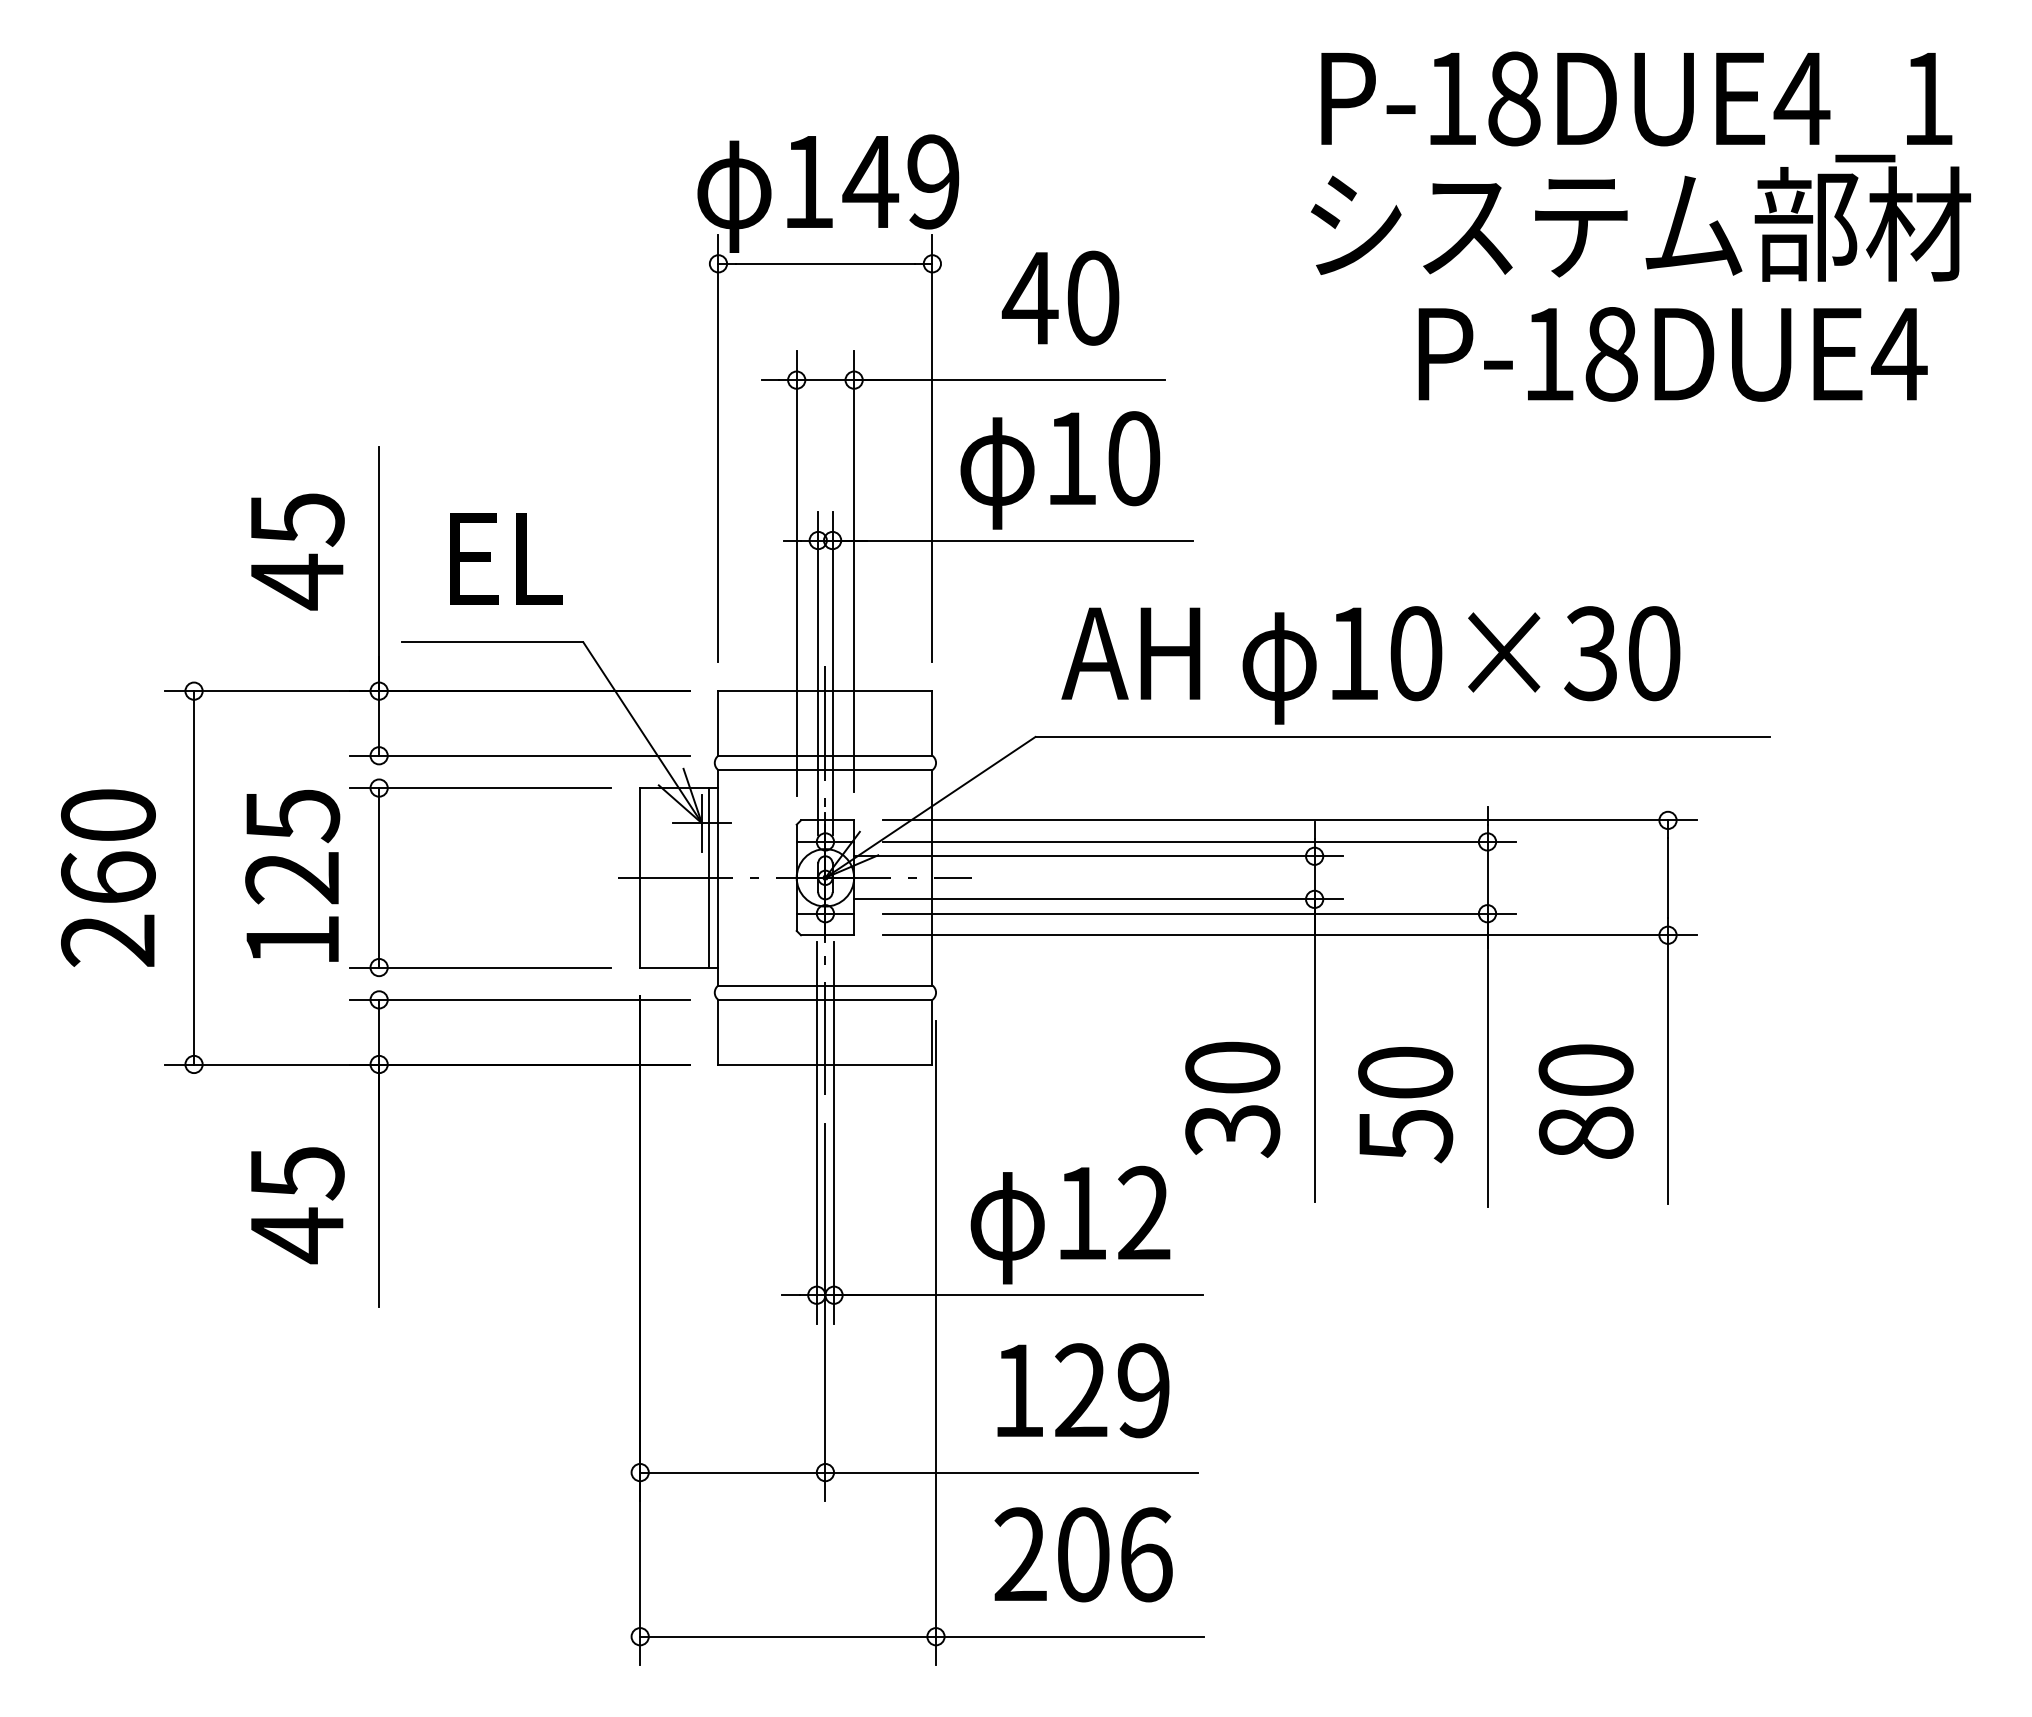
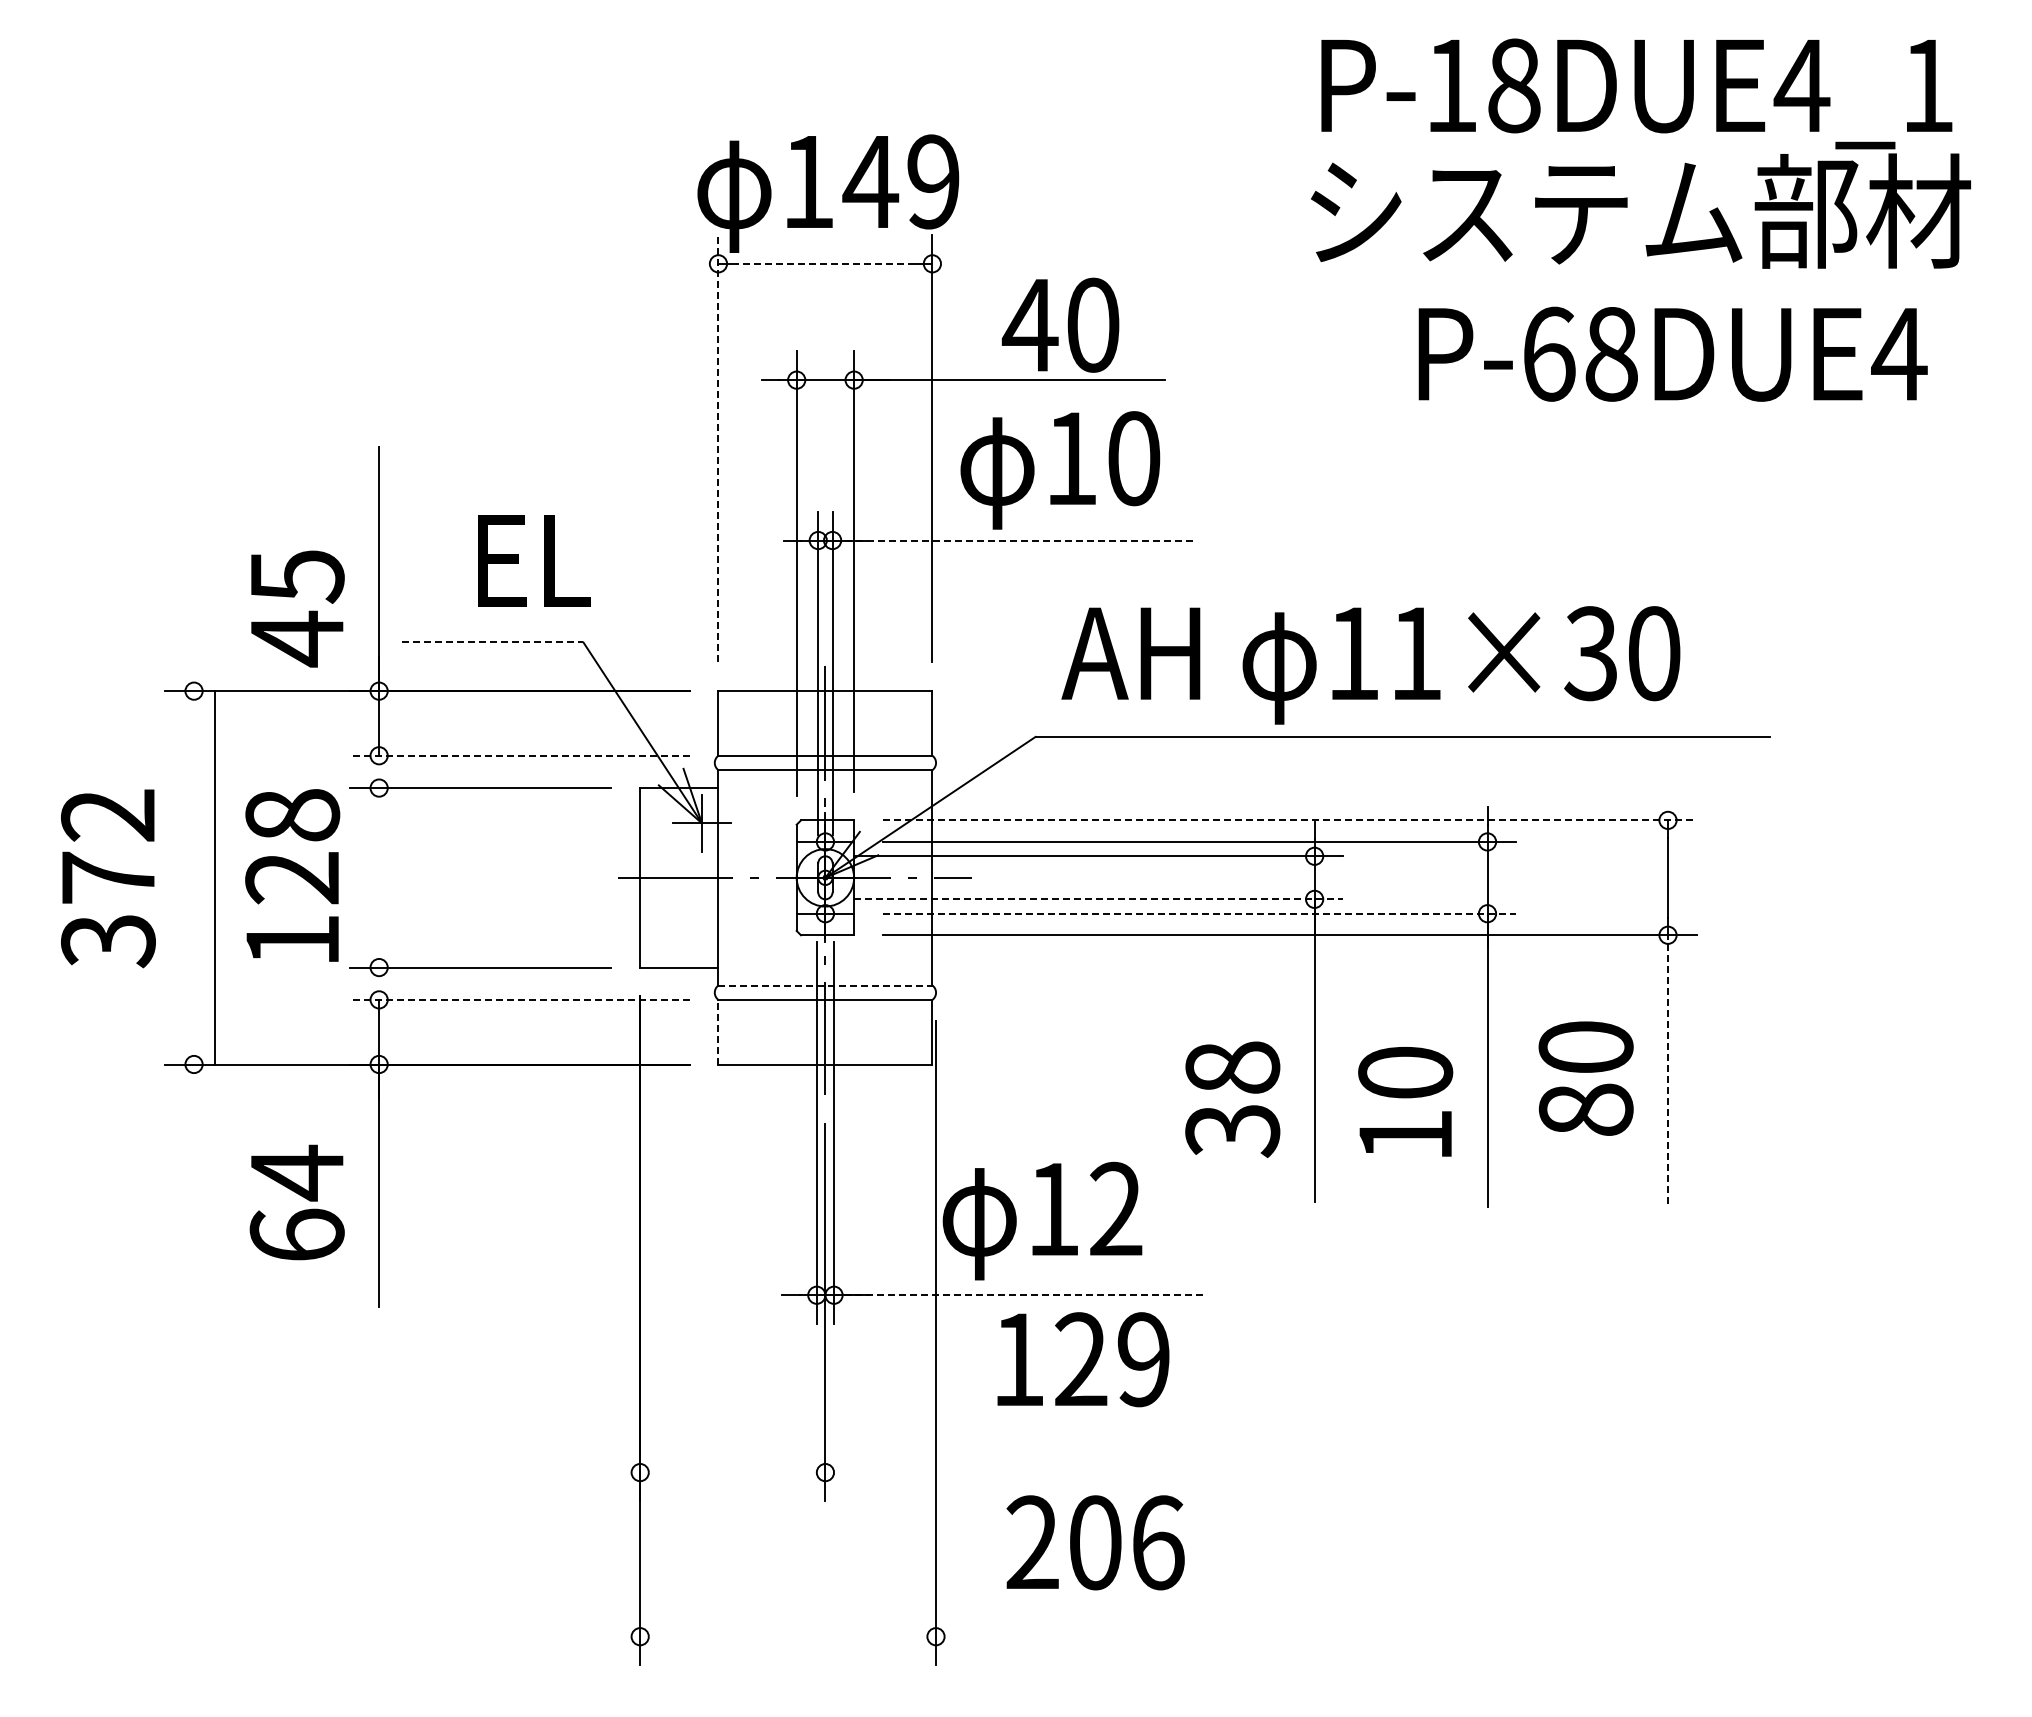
text position: (1640, 166) -> (1640, 153) (1640, 153)
line: solid -> dashed (825, 263)
text position: (1060, 297) -> (1060, 324) (1060, 324)
text: P-18DUE4 -> P-68DUE4 (1549, 353)
line: solid -> dashed (718, 448)
line: solid -> dashed (1012, 540)
text position: (297, 551) -> (297, 608) (297, 608)
text position: (506, 558) -> (534, 560) (534, 560)
line: solid -> dashed (492, 642)
text: 10×30 -> 11×30 (1416, 653)
line: solid -> dashed (520, 755)
text: 125 -> 128 (292, 816)
line: solid -> dashed (1289, 820)
line position: (194, 877) -> (215, 877) (215, 877)
line: present -> none (379, 877)
line: present -> none (709, 877)
text: 260 -> 372 (108, 878)
line: solid -> dashed (1098, 899)
line: solid -> dashed (1199, 913)
line: solid -> dashed (825, 985)
line: solid -> dashed (520, 999)
line: solid -> dashed (718, 1031)
text: 30 -> 38 (1232, 1067)
line: solid -> dashed (1668, 1069)
text position: (1585, 1101) -> (1585, 1078) (1585, 1078)
text: 50 -> 10 (1406, 1136)
text: 45 -> 64 (296, 1204)
text position: (1070, 1224) -> (1042, 1220) (1042, 1220)
line: solid -> dashed (1017, 1295)
text position: (1083, 1390) -> (1083, 1359) (1083, 1359)
line: present -> none (919, 1472)
text position: (1083, 1554) -> (1095, 1542) (1095, 1542)
line: present -> none (922, 1636)
